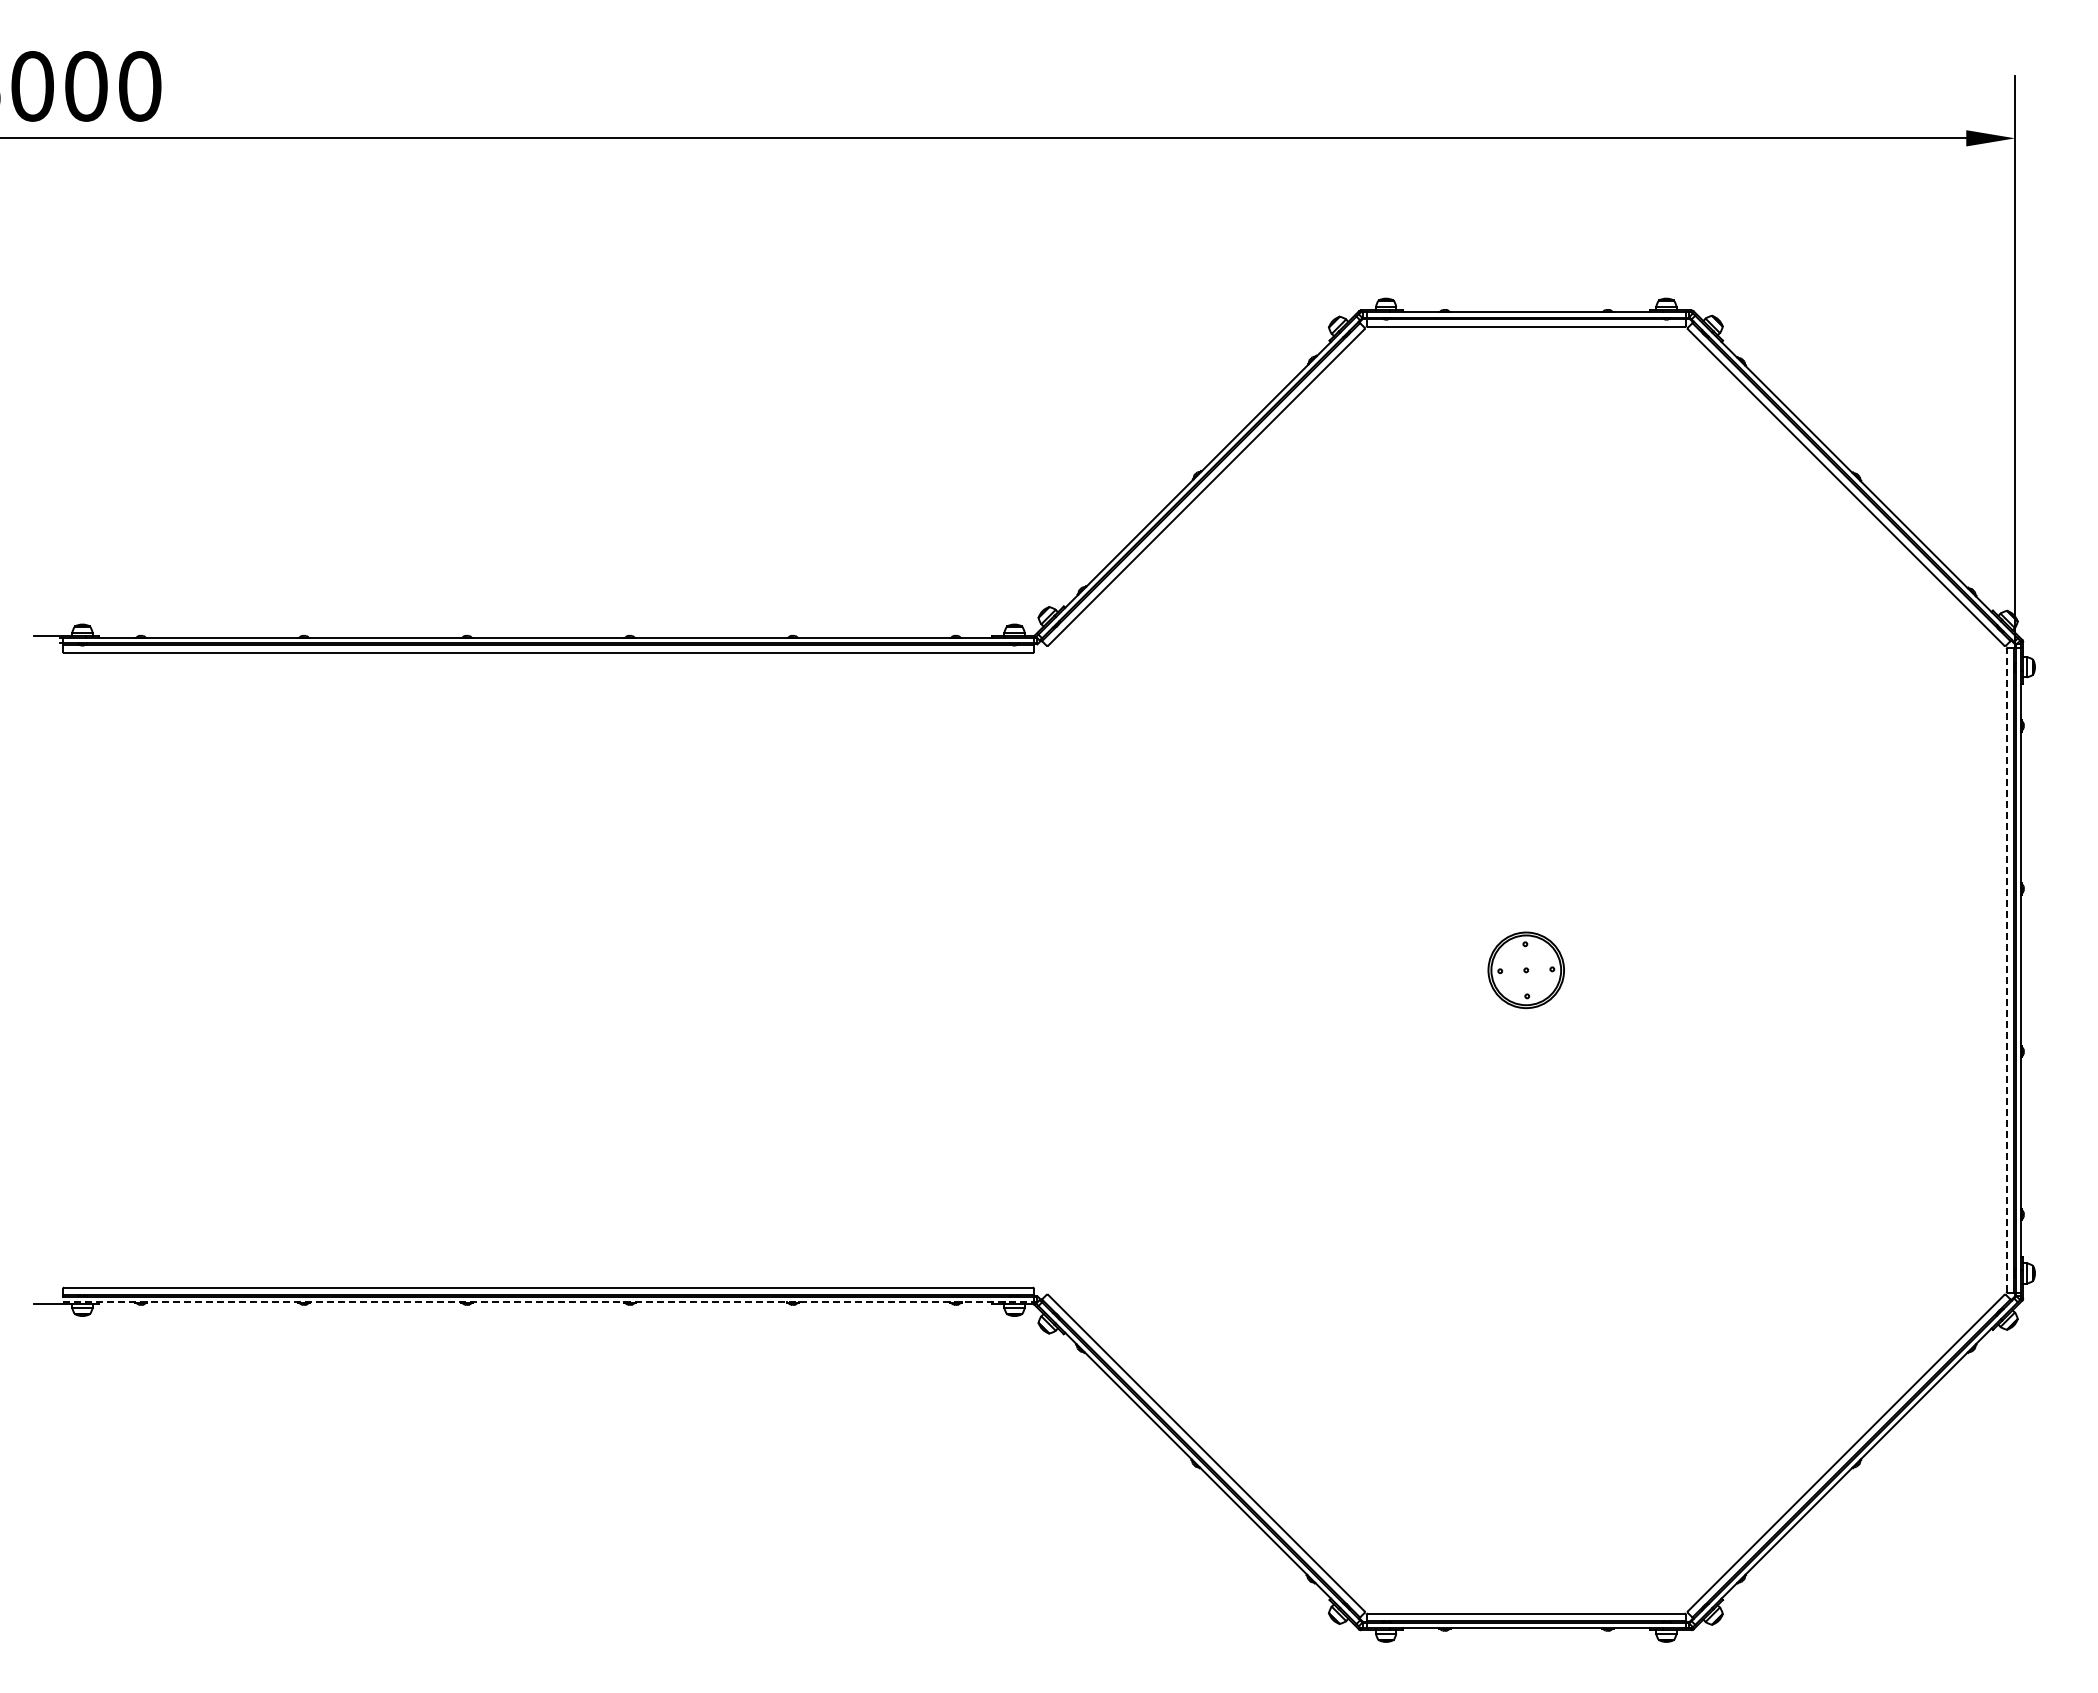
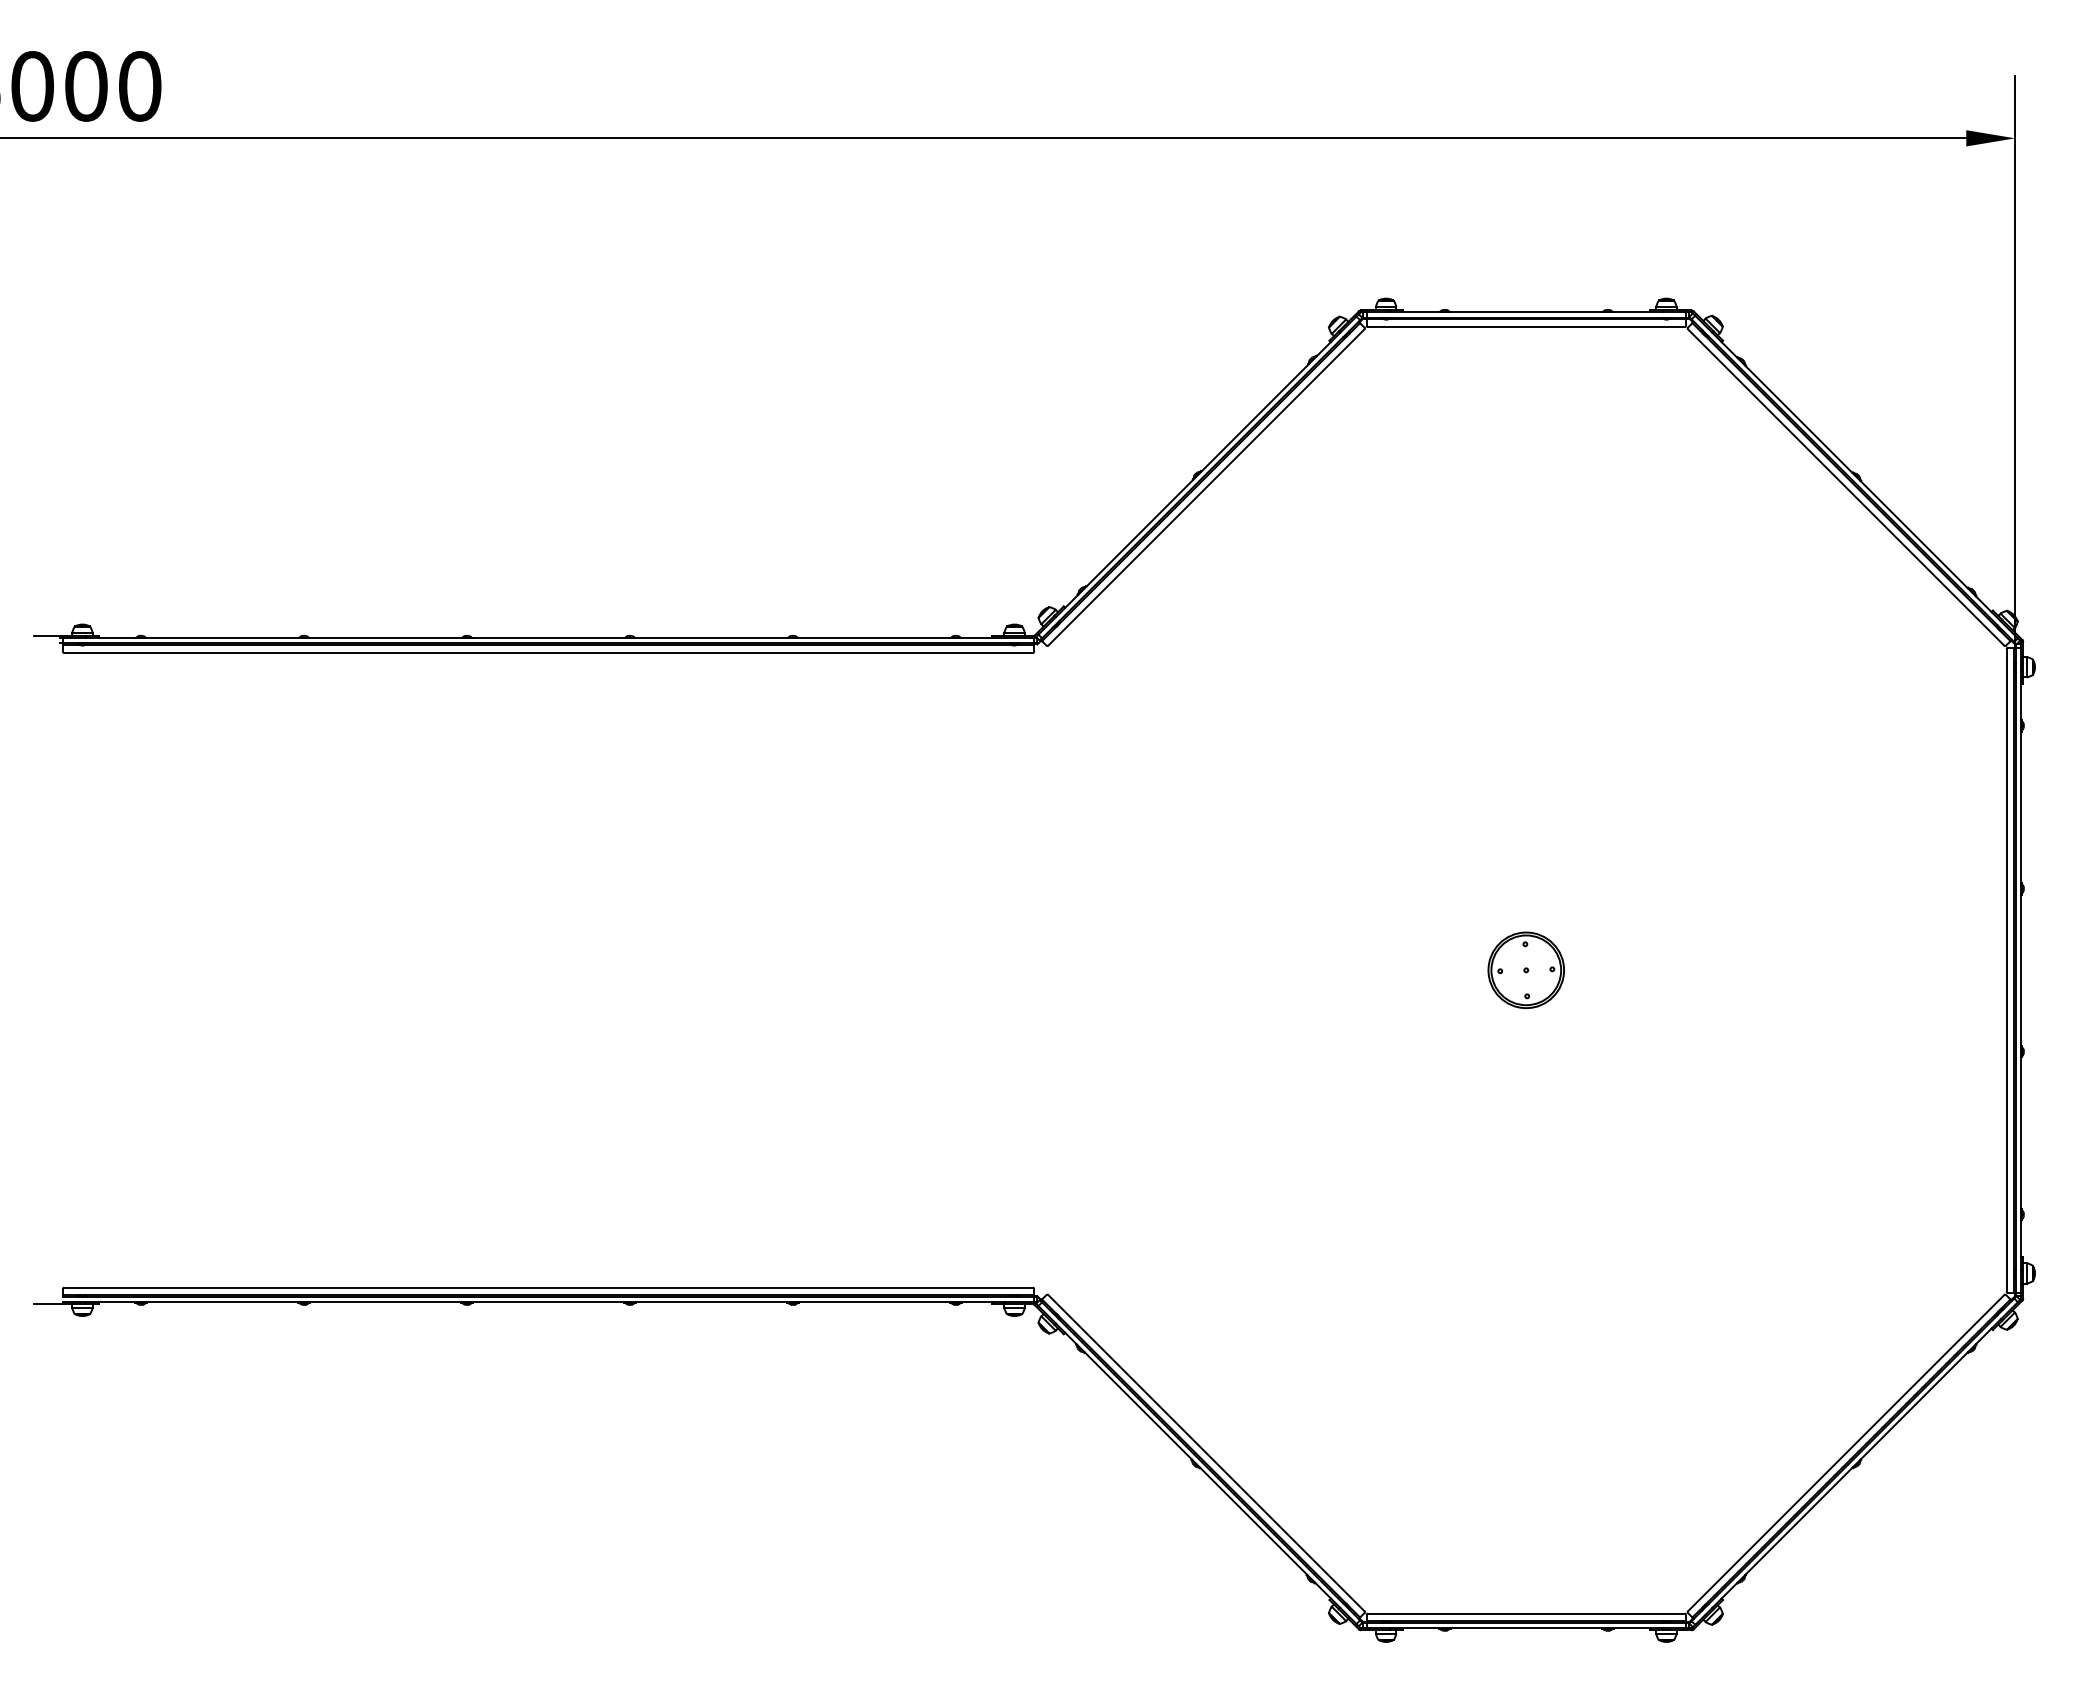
line: dashed -> solid (2006, 969)
line: dashed -> solid (548, 1302)
